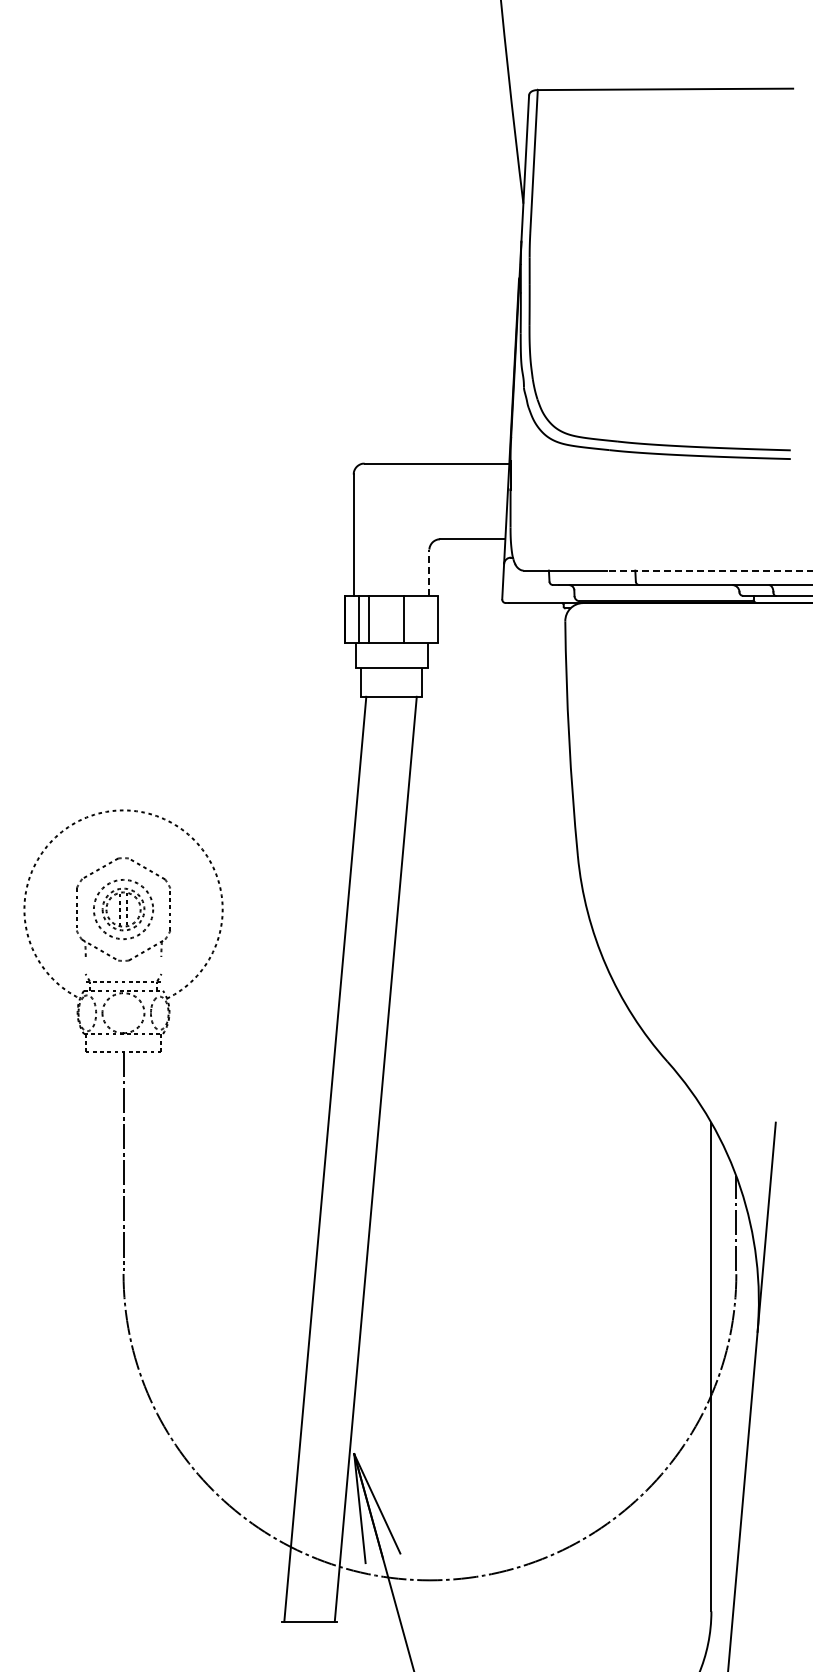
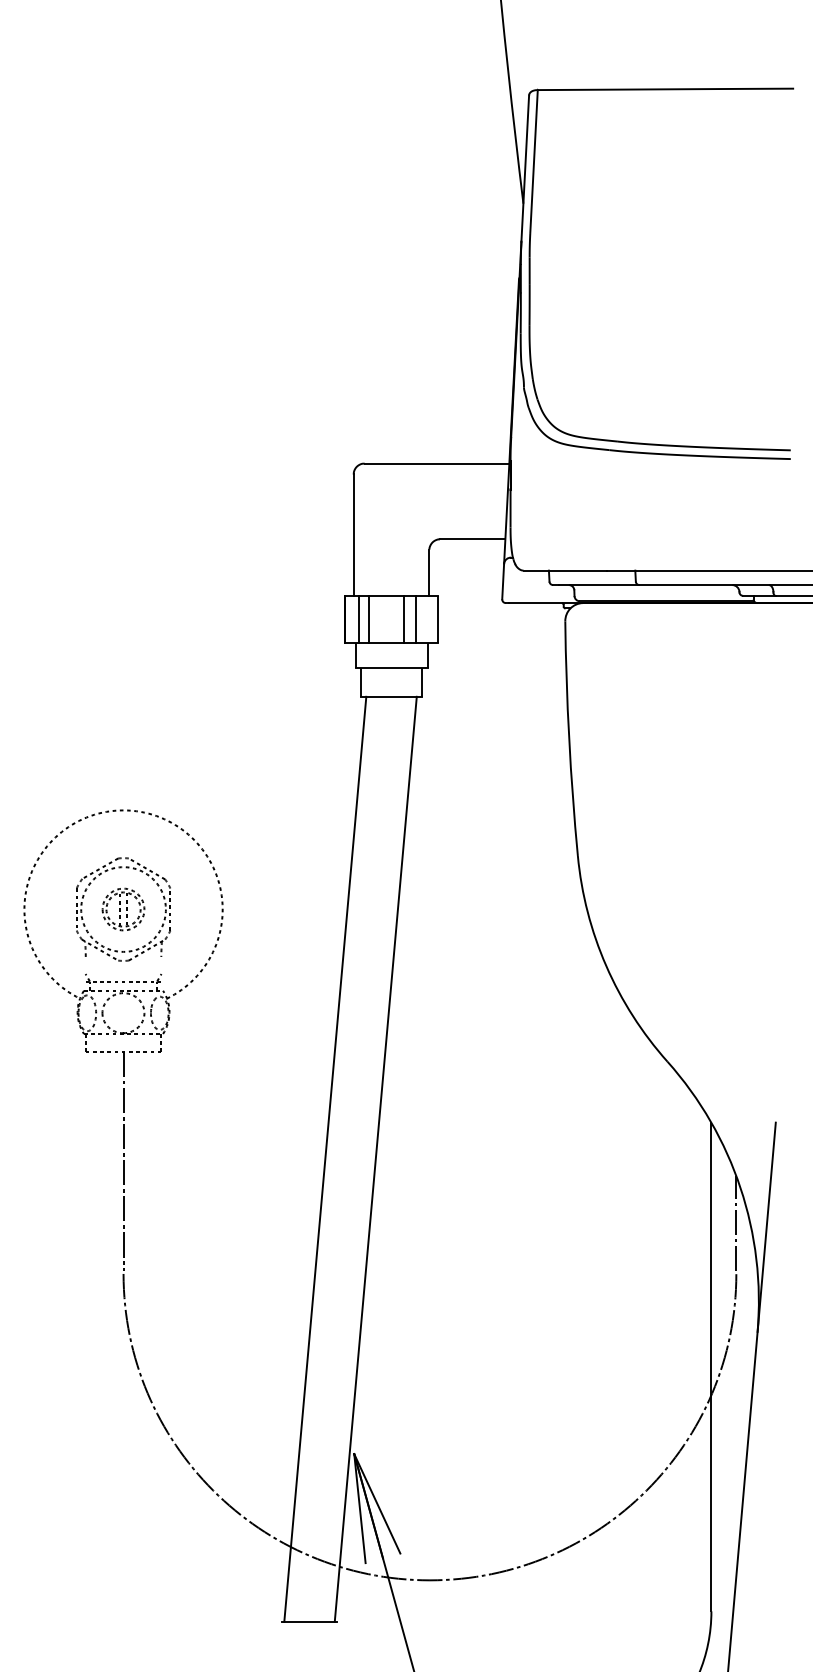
line: dashed -> solid (709, 570)
line: dashed -> solid (429, 572)
line: none -> present (415, 618)
circle diameter: 59 px -> 85 px (123, 909)
